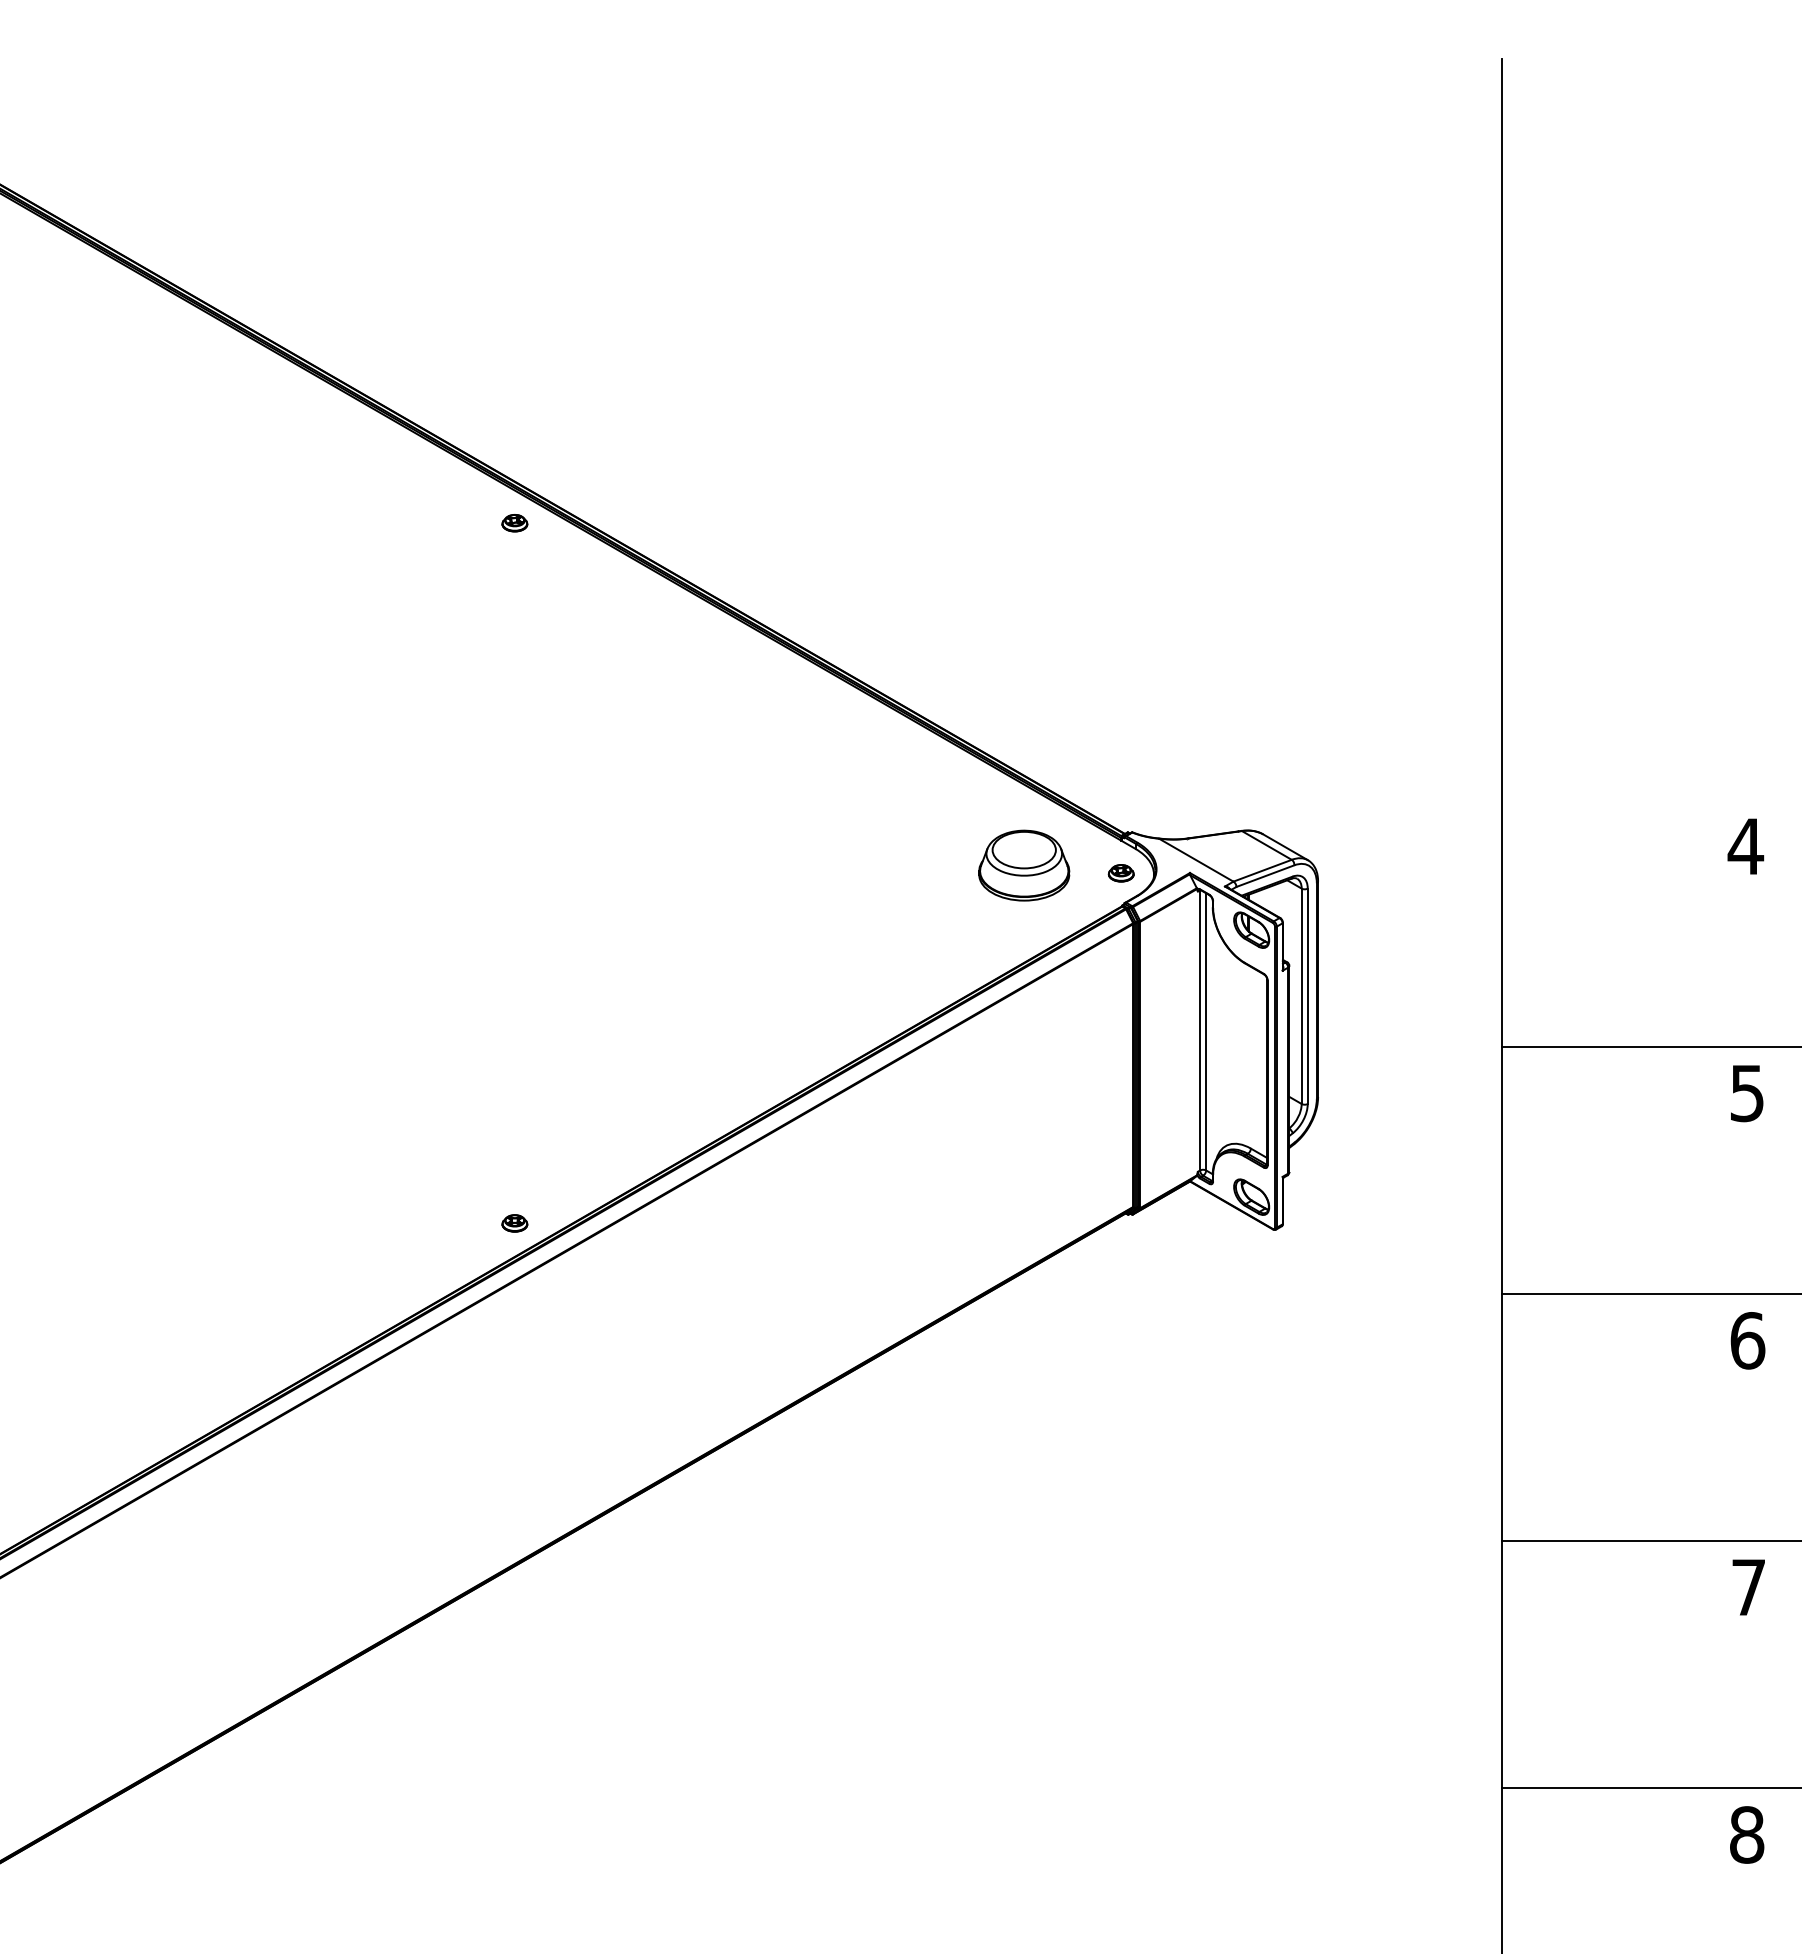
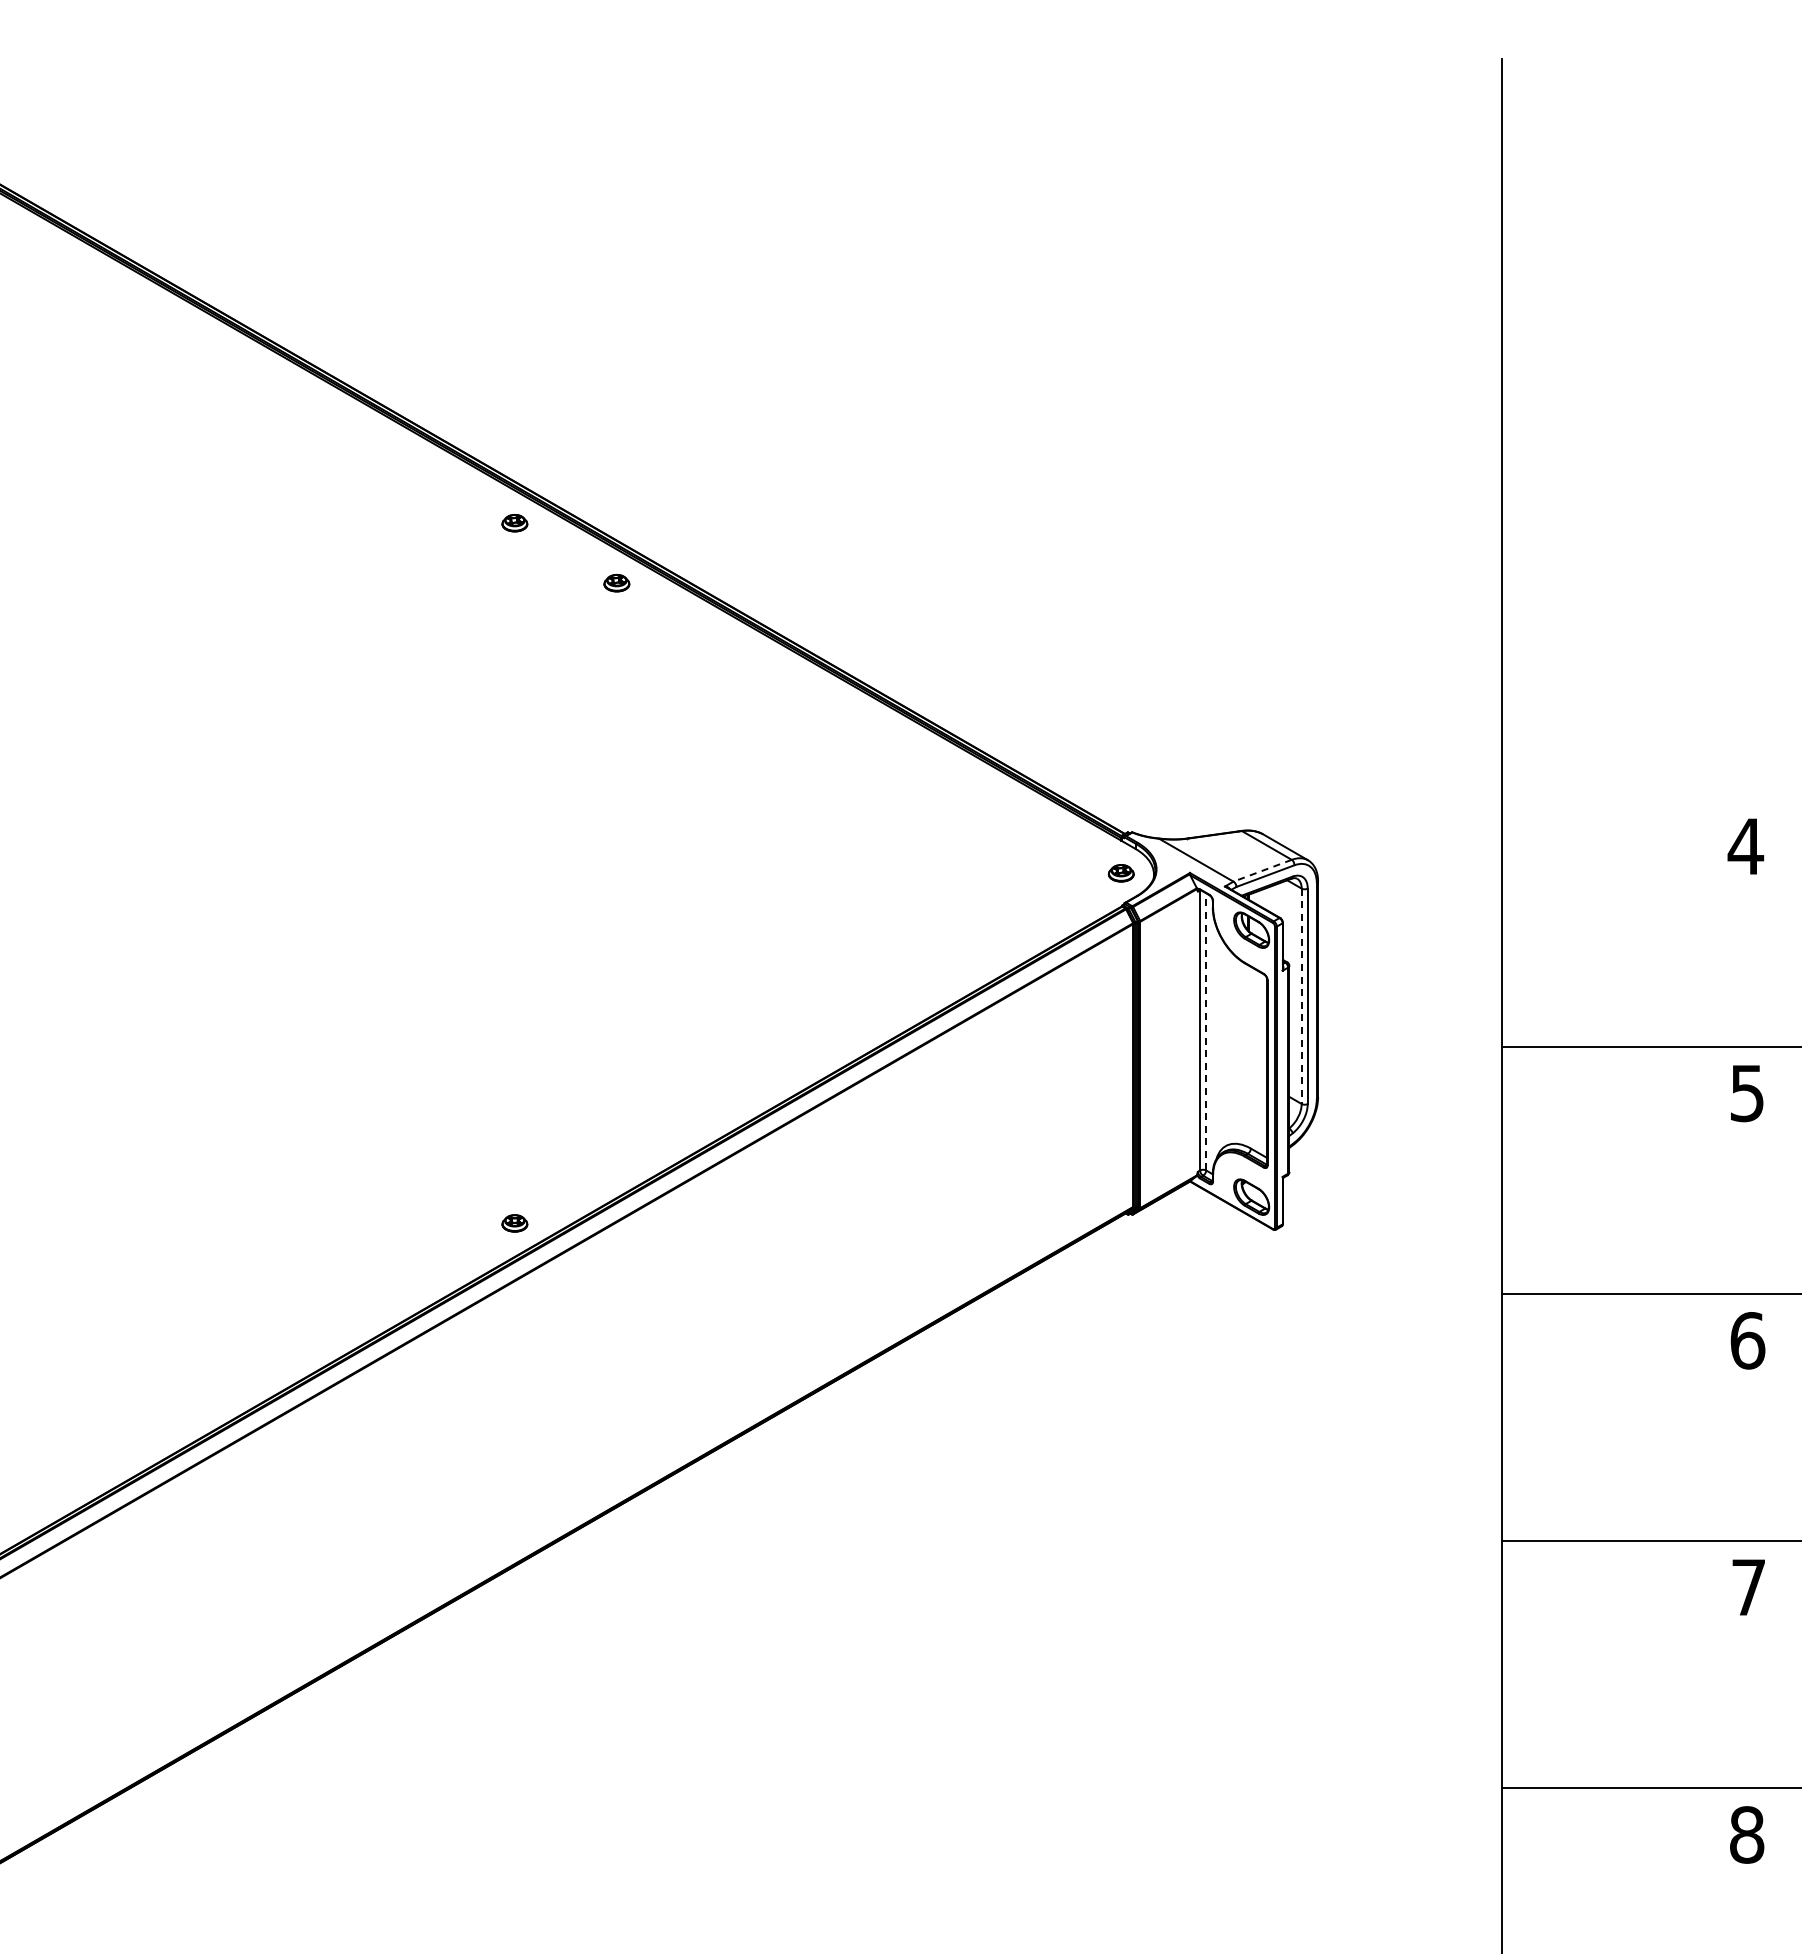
part: none -> present (616, 583)
part: present -> none (1024, 865)
line: solid -> dashed (1262, 870)
line: solid -> dashed (1301, 996)
line: solid -> dashed (1206, 1031)
